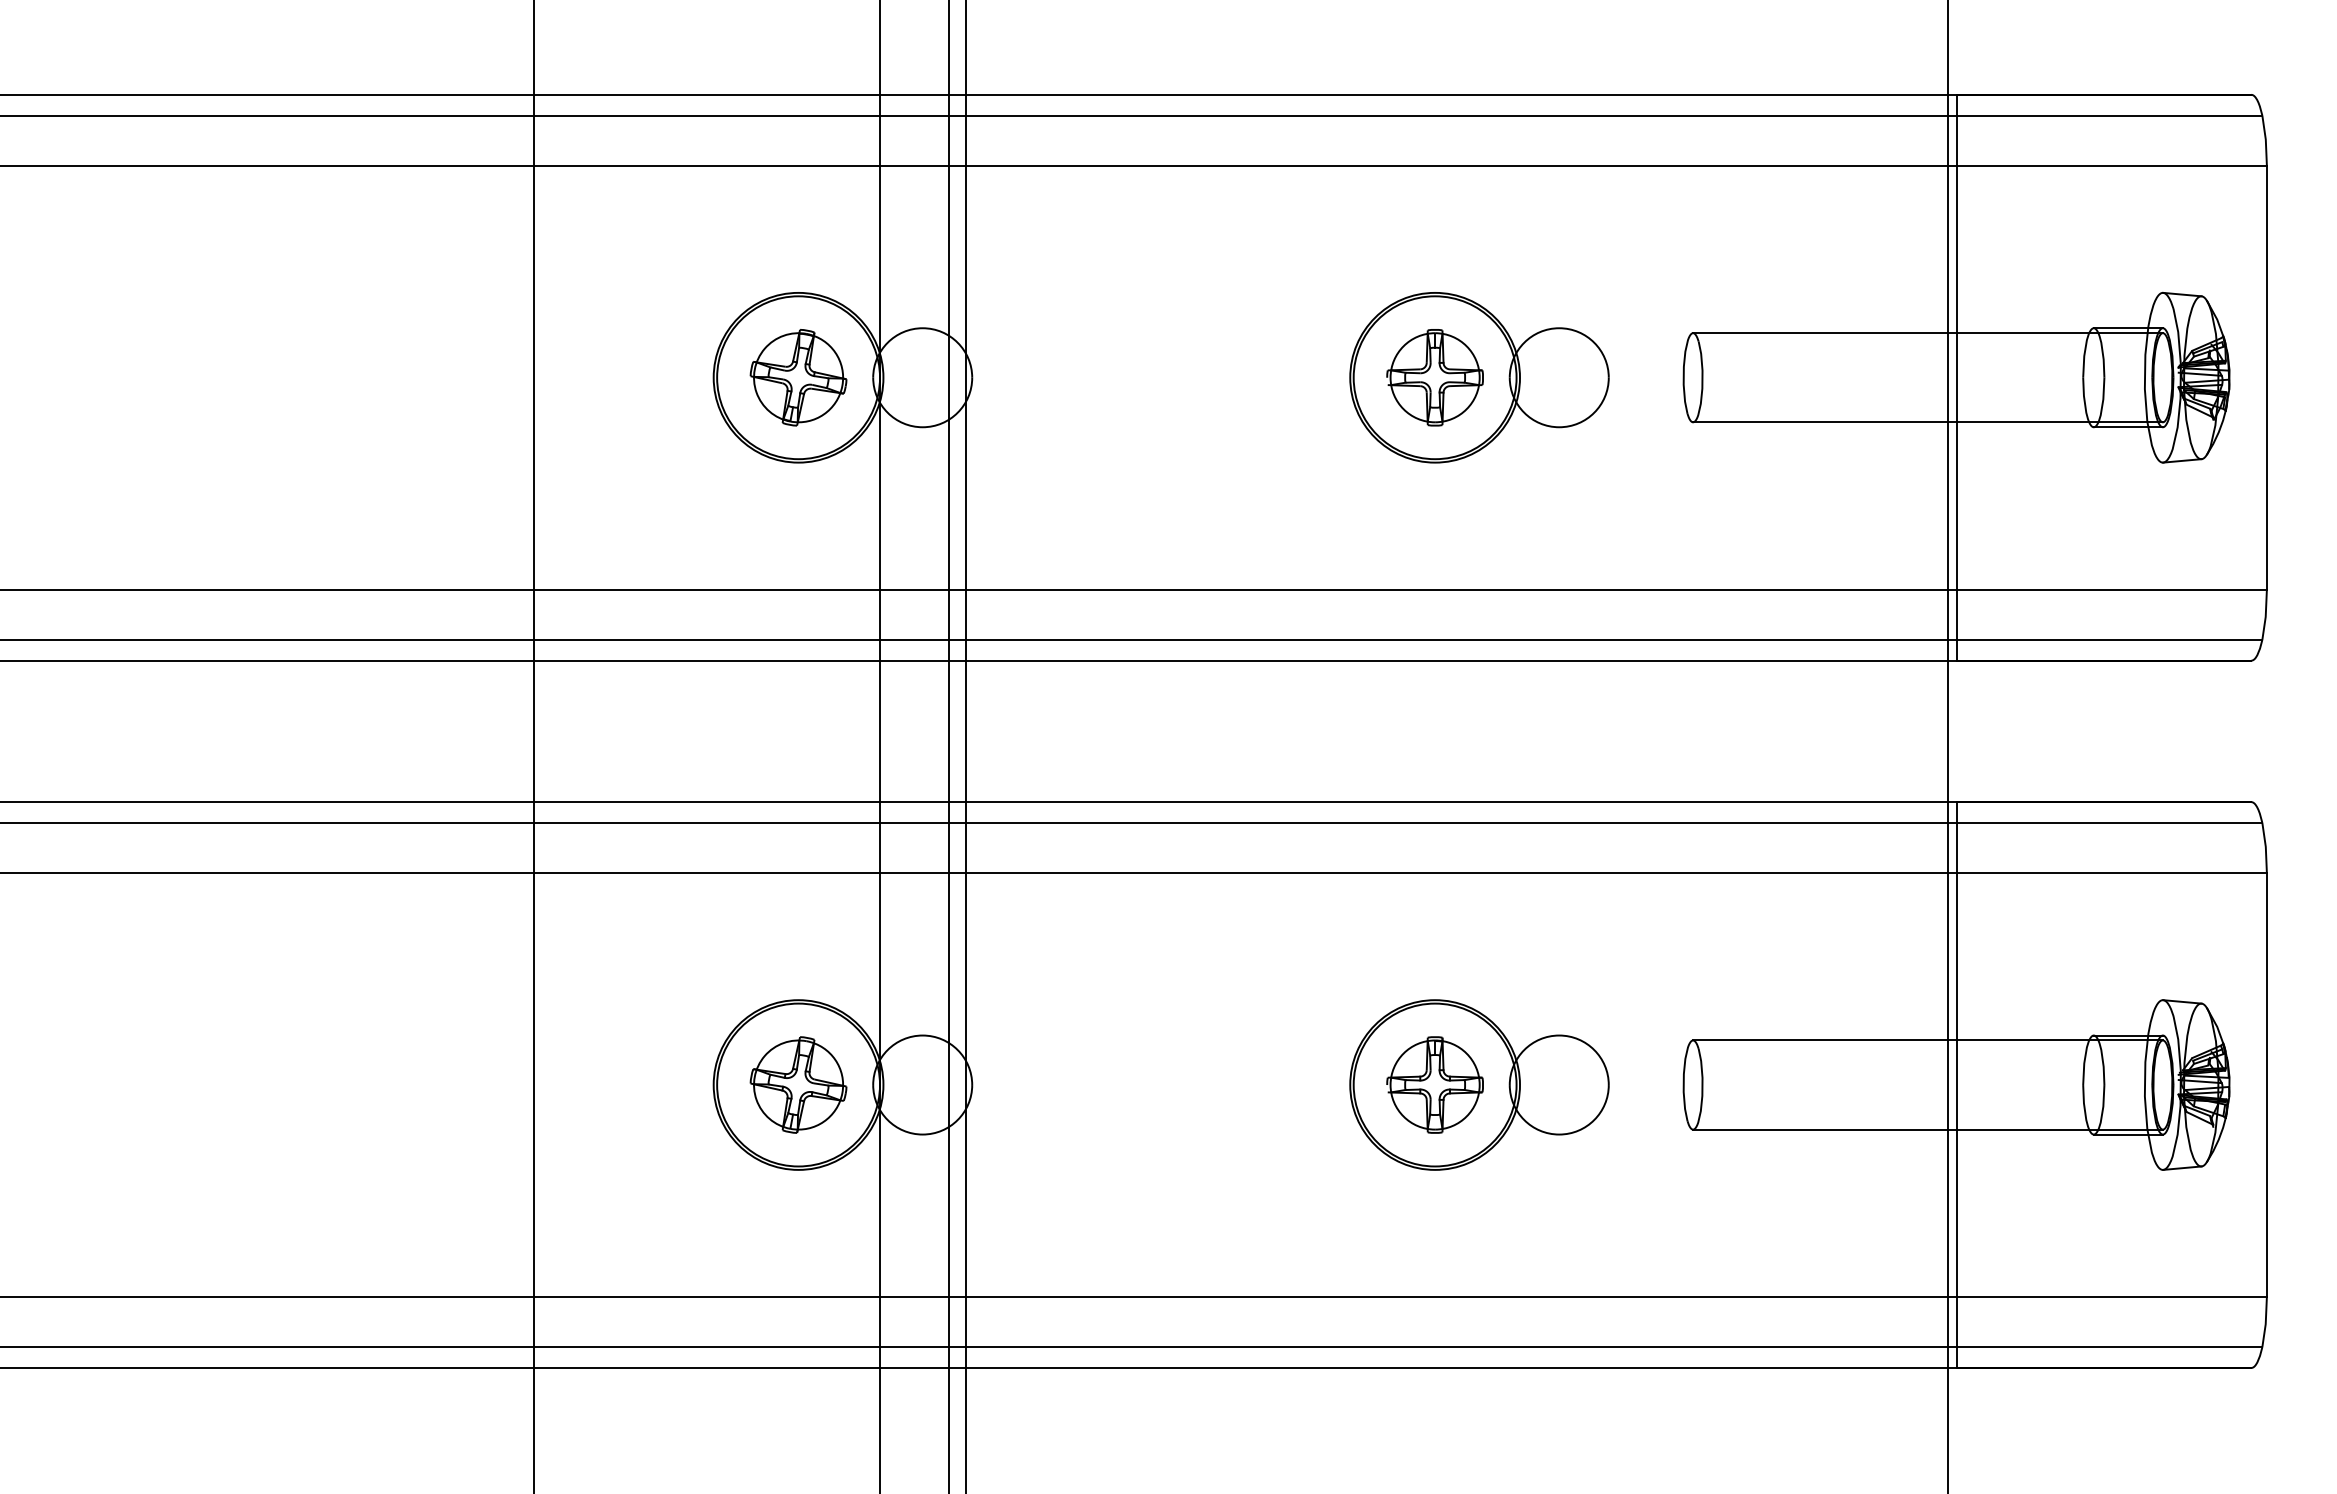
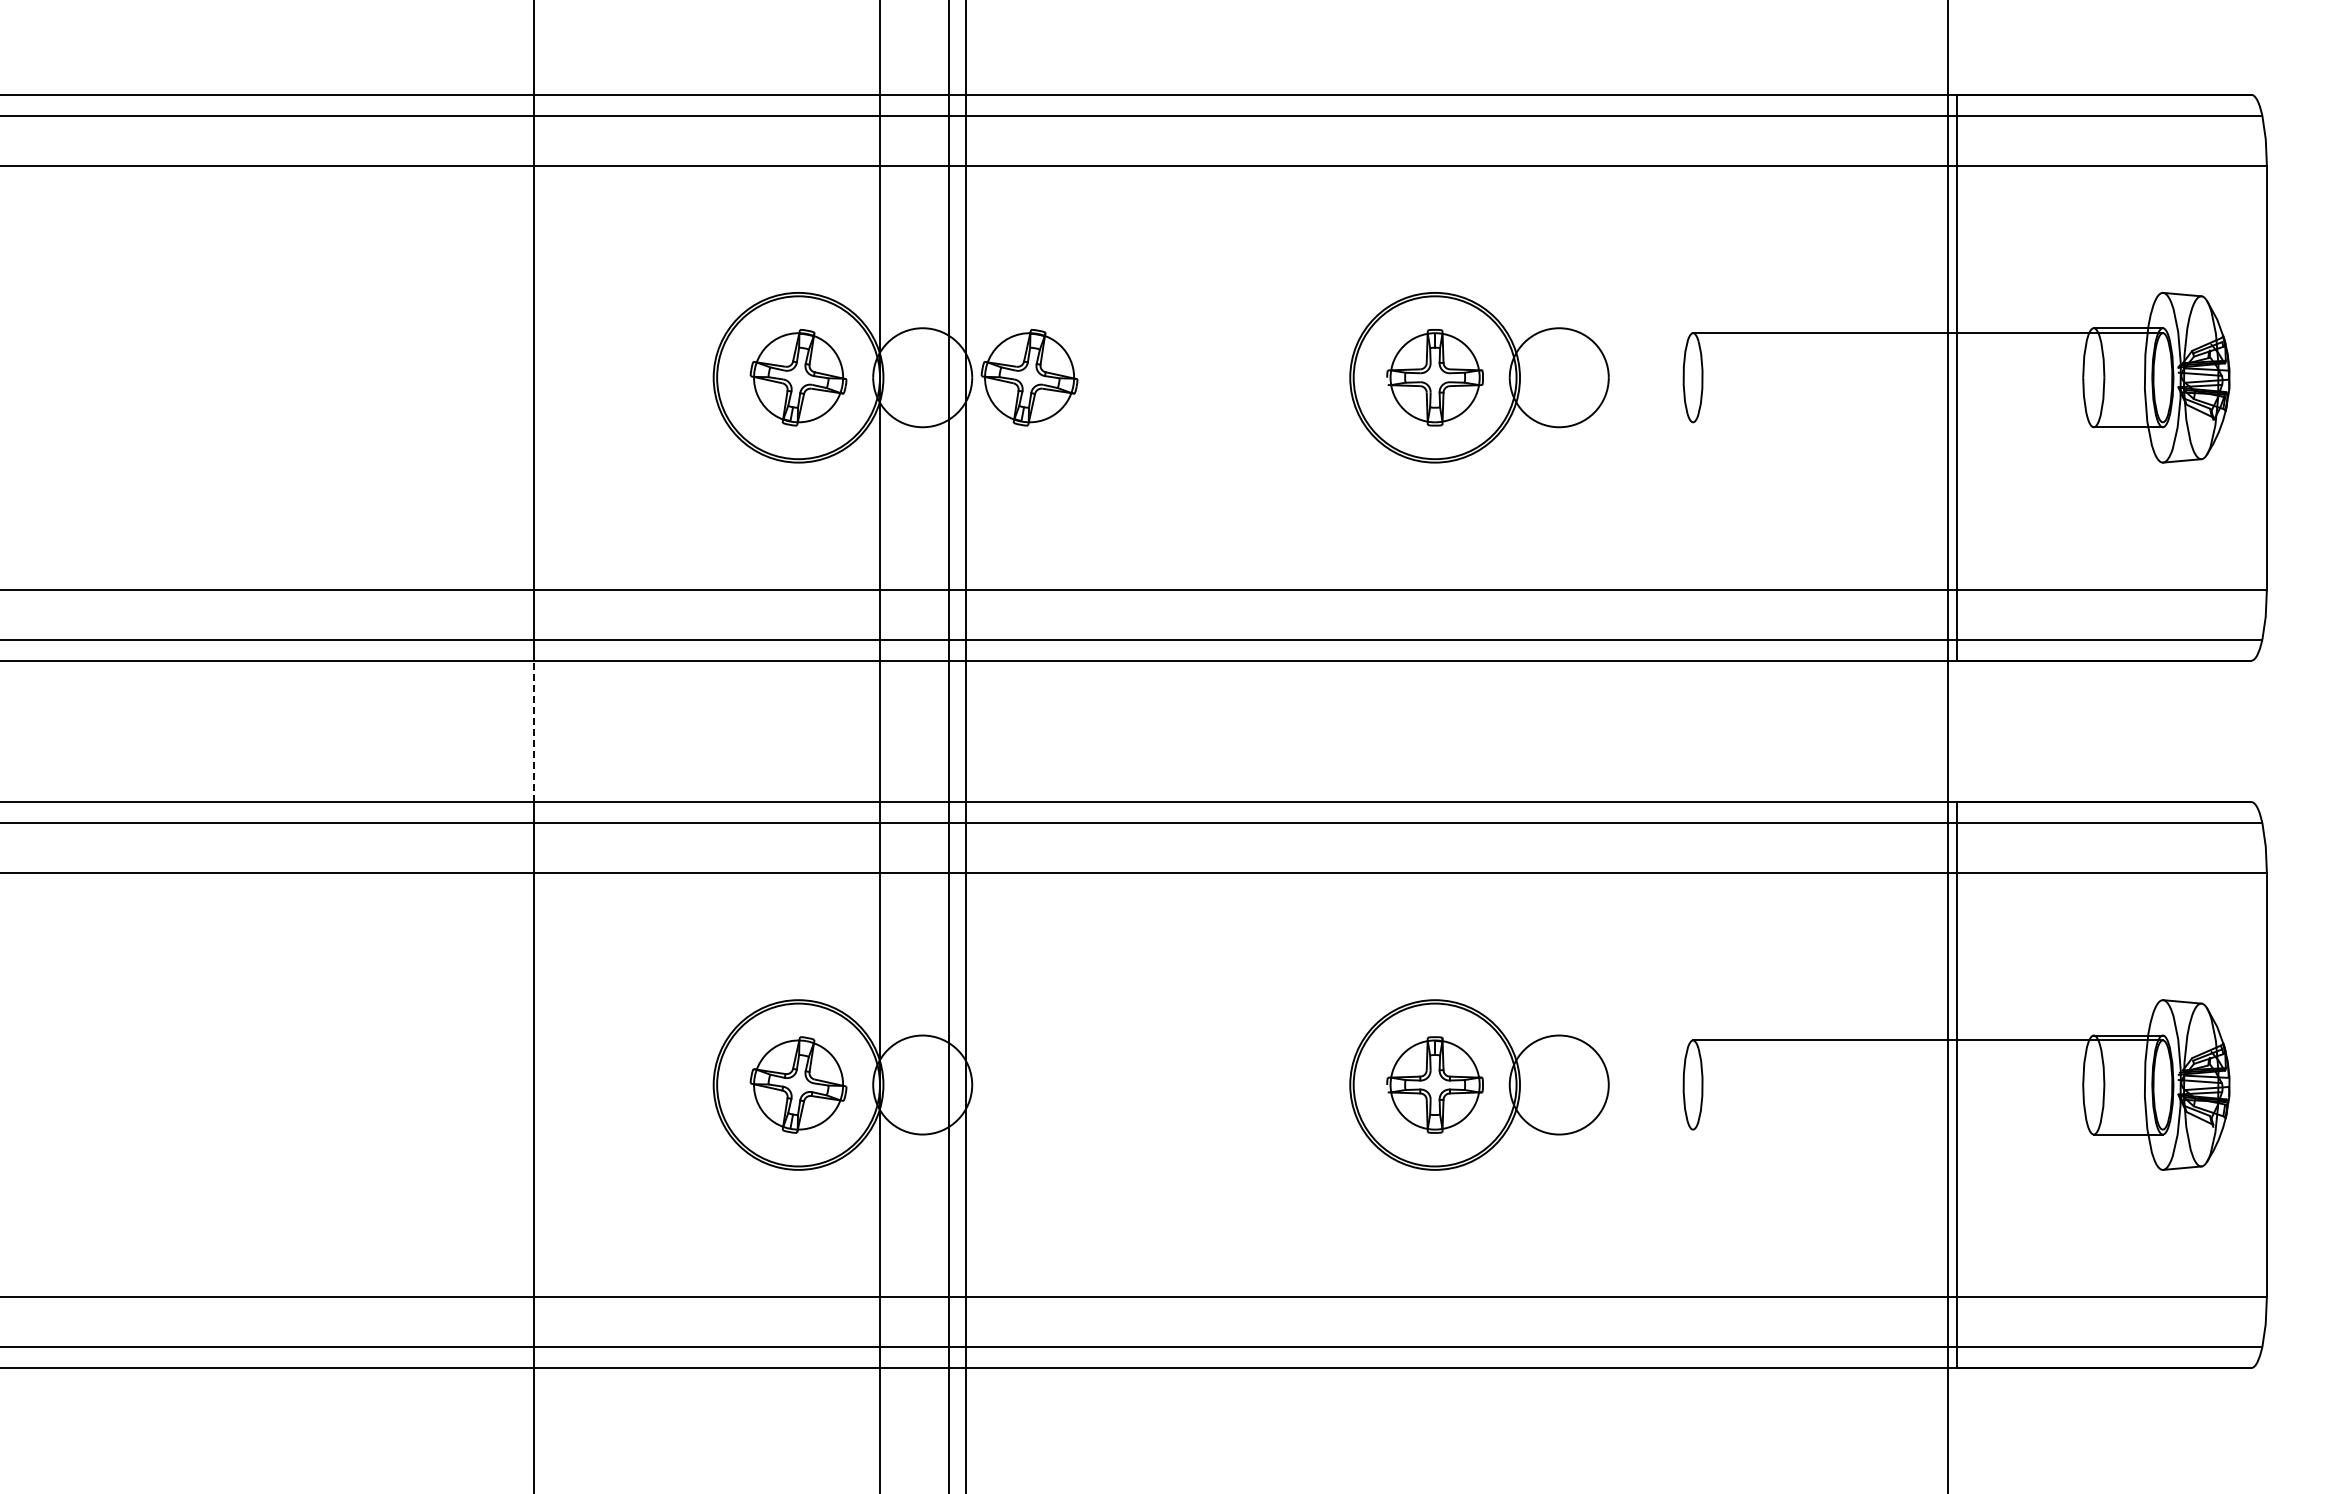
part: none -> present (1029, 377)
line: present -> none (1927, 422)
line: solid -> dashed (533, 731)
line: present -> none (1927, 1129)
